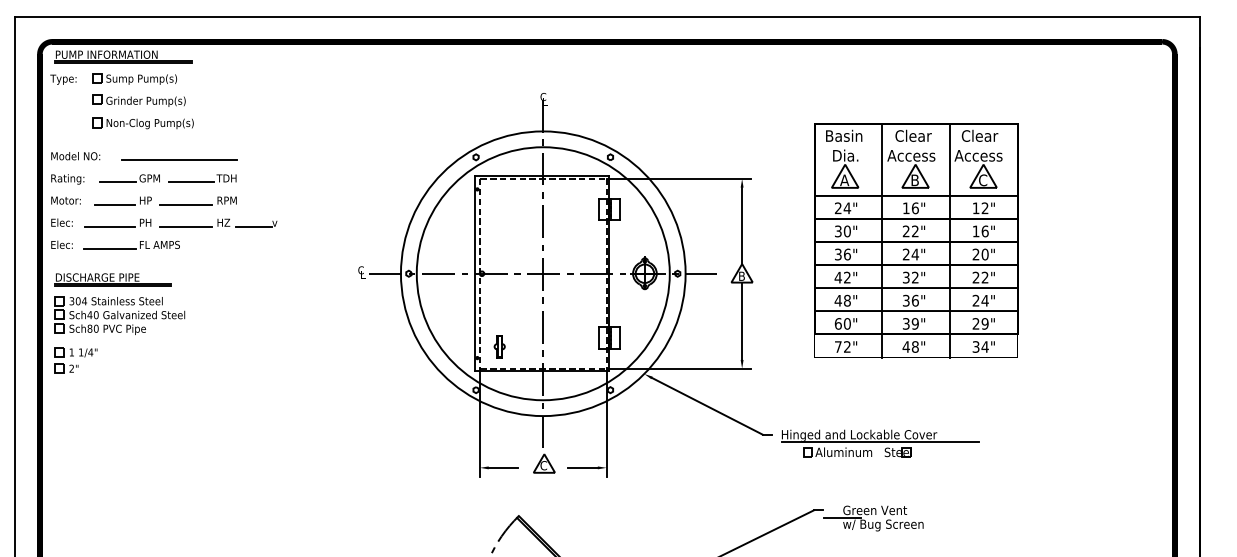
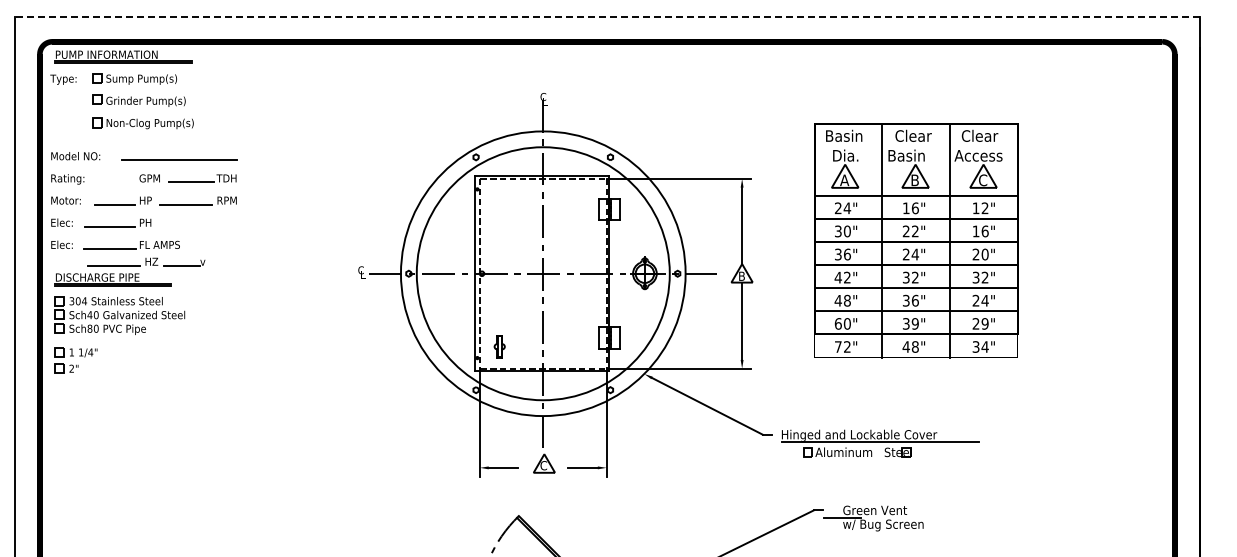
line: solid -> dashed (607, 16)
text: Access -> Basin (911, 155)
line: present -> none (117, 182)
part position: (218, 222) -> (146, 261) (146, 261)
text: 22" -> 32" (975, 277)
